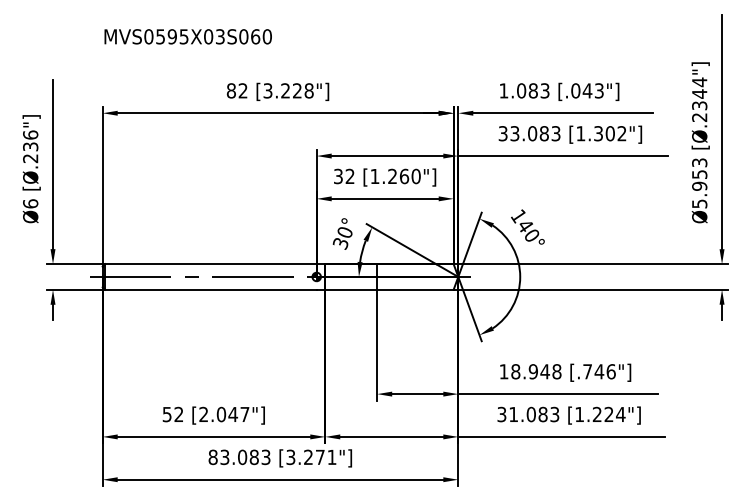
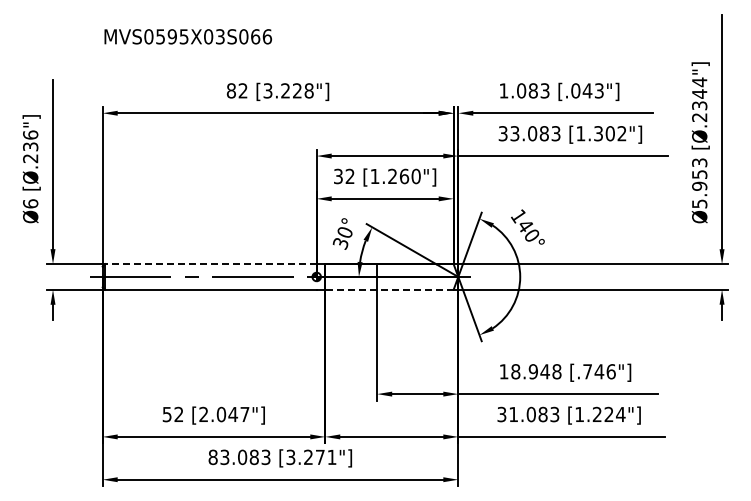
text: MVS0595X03S060 -> MVS0595X03S066 (267, 36)
line: solid -> dashed (211, 264)
line: solid -> dashed (388, 289)
